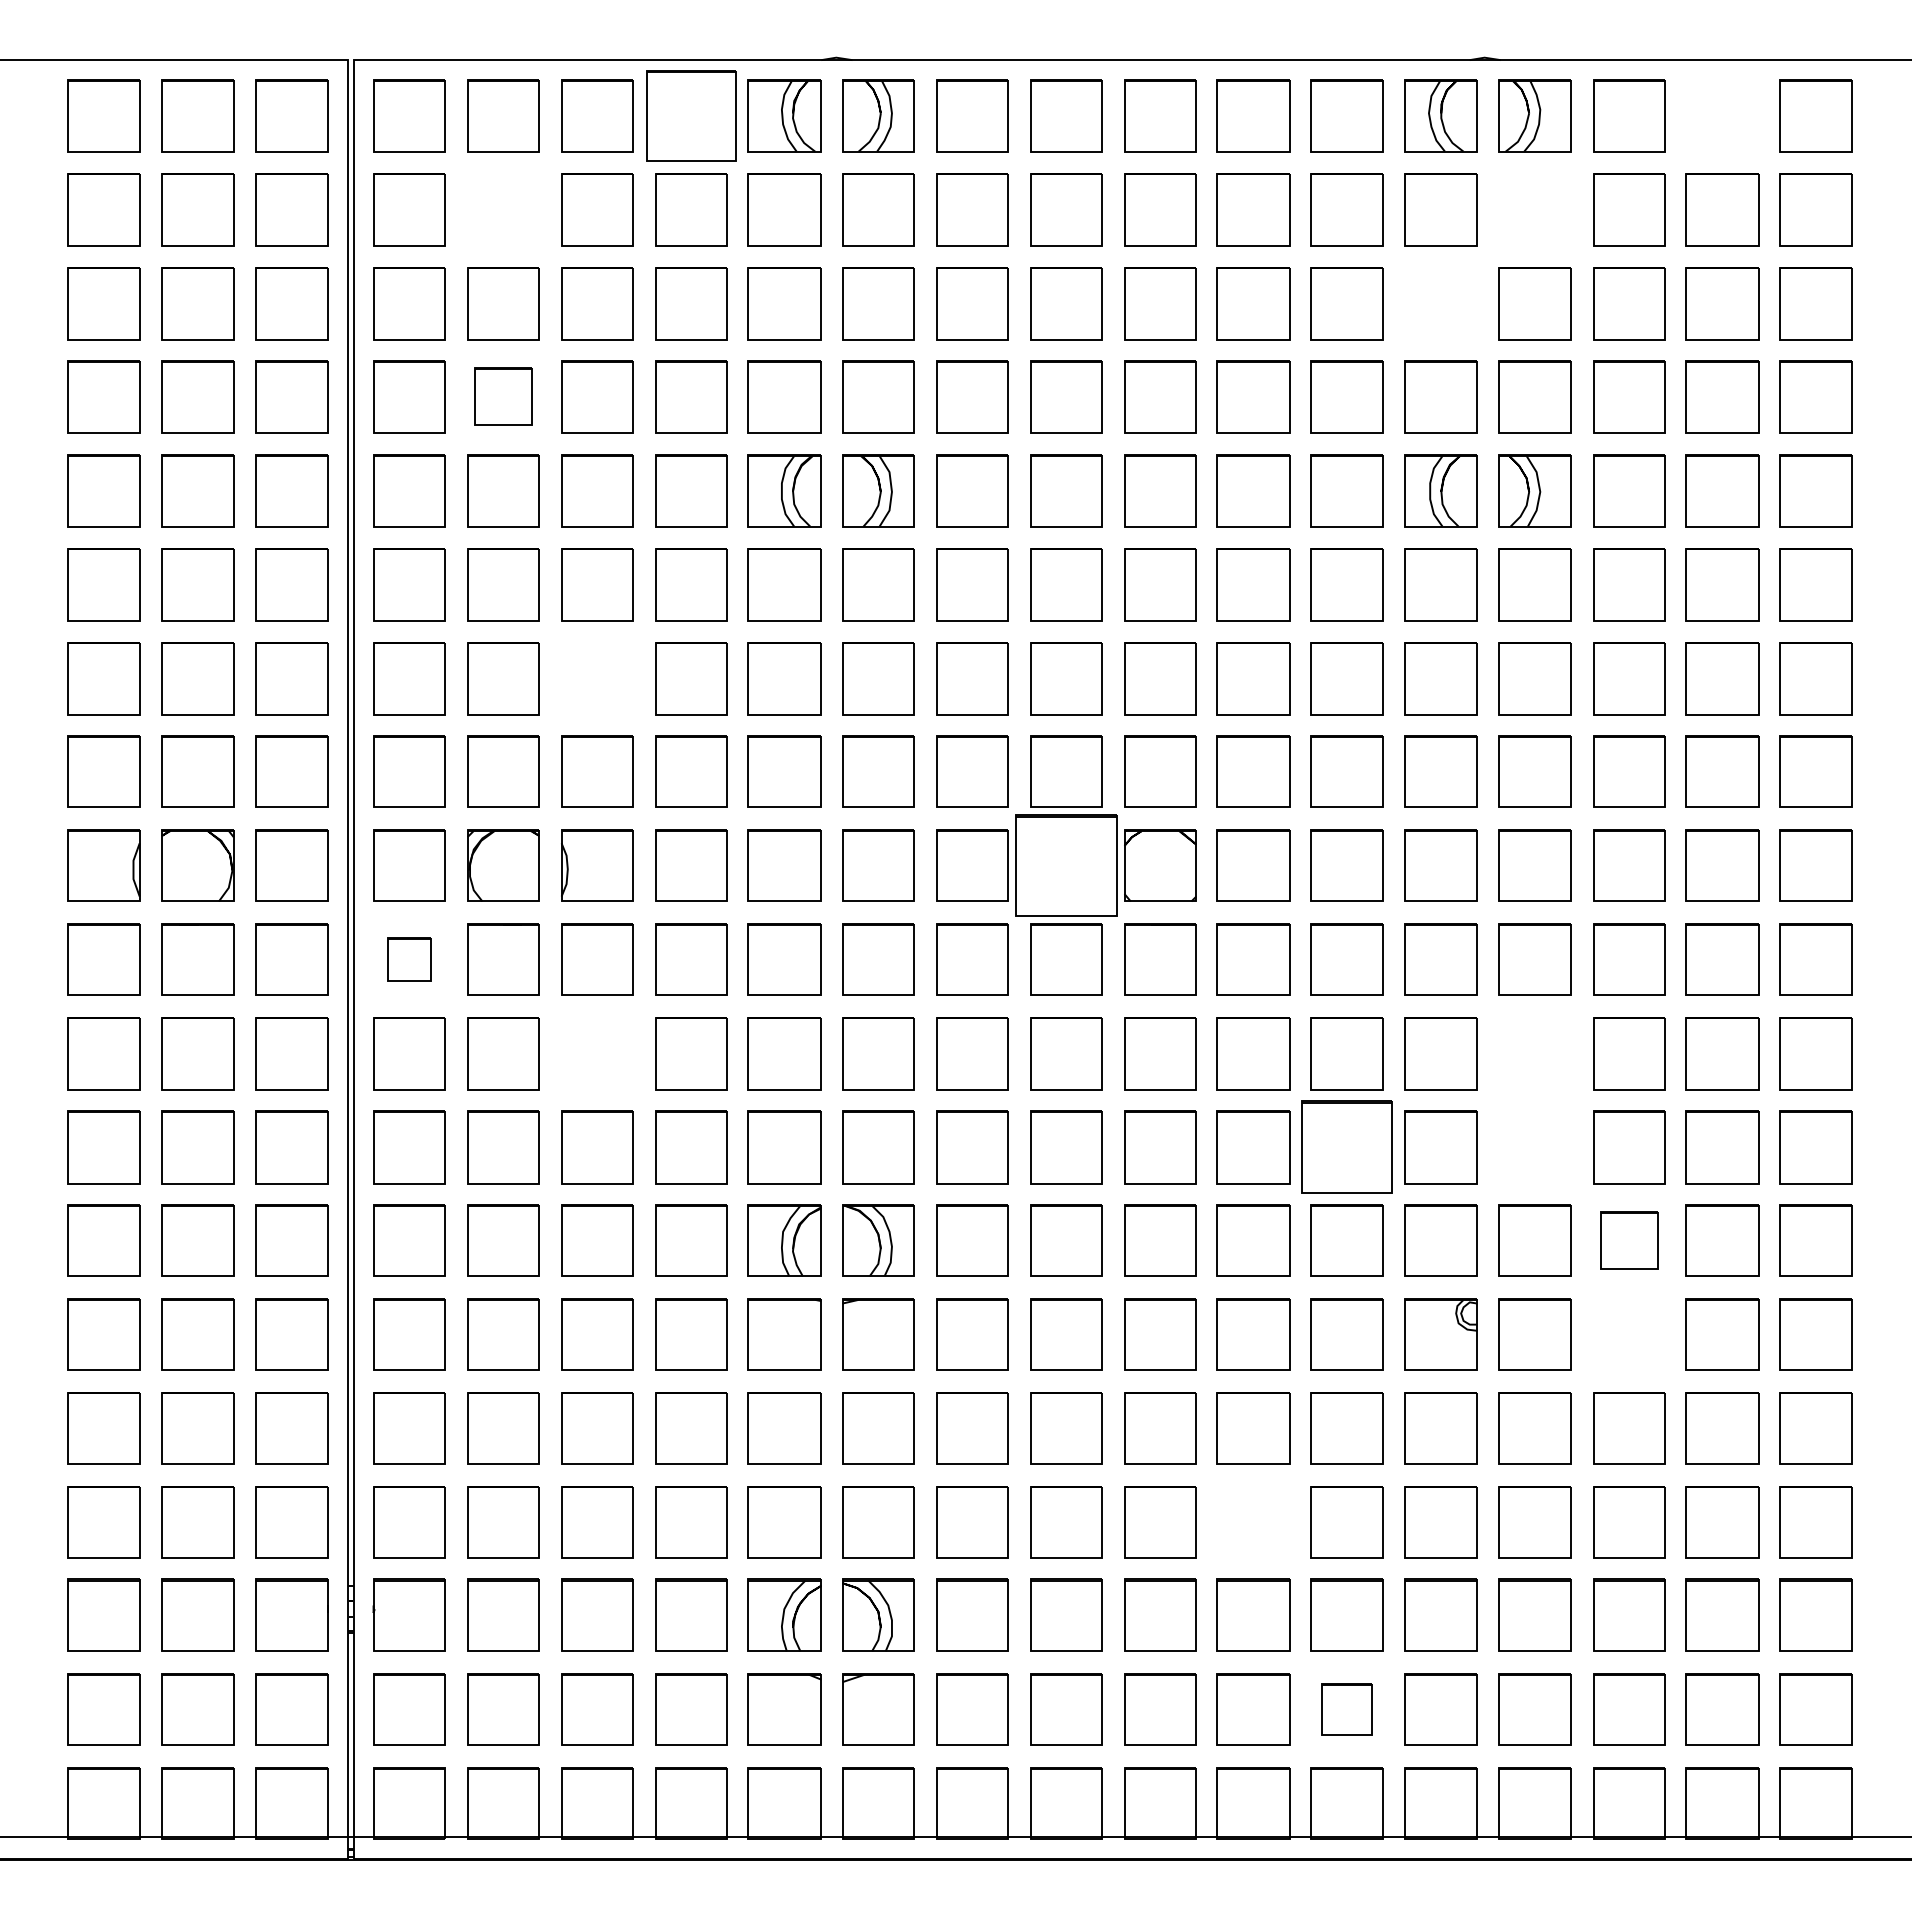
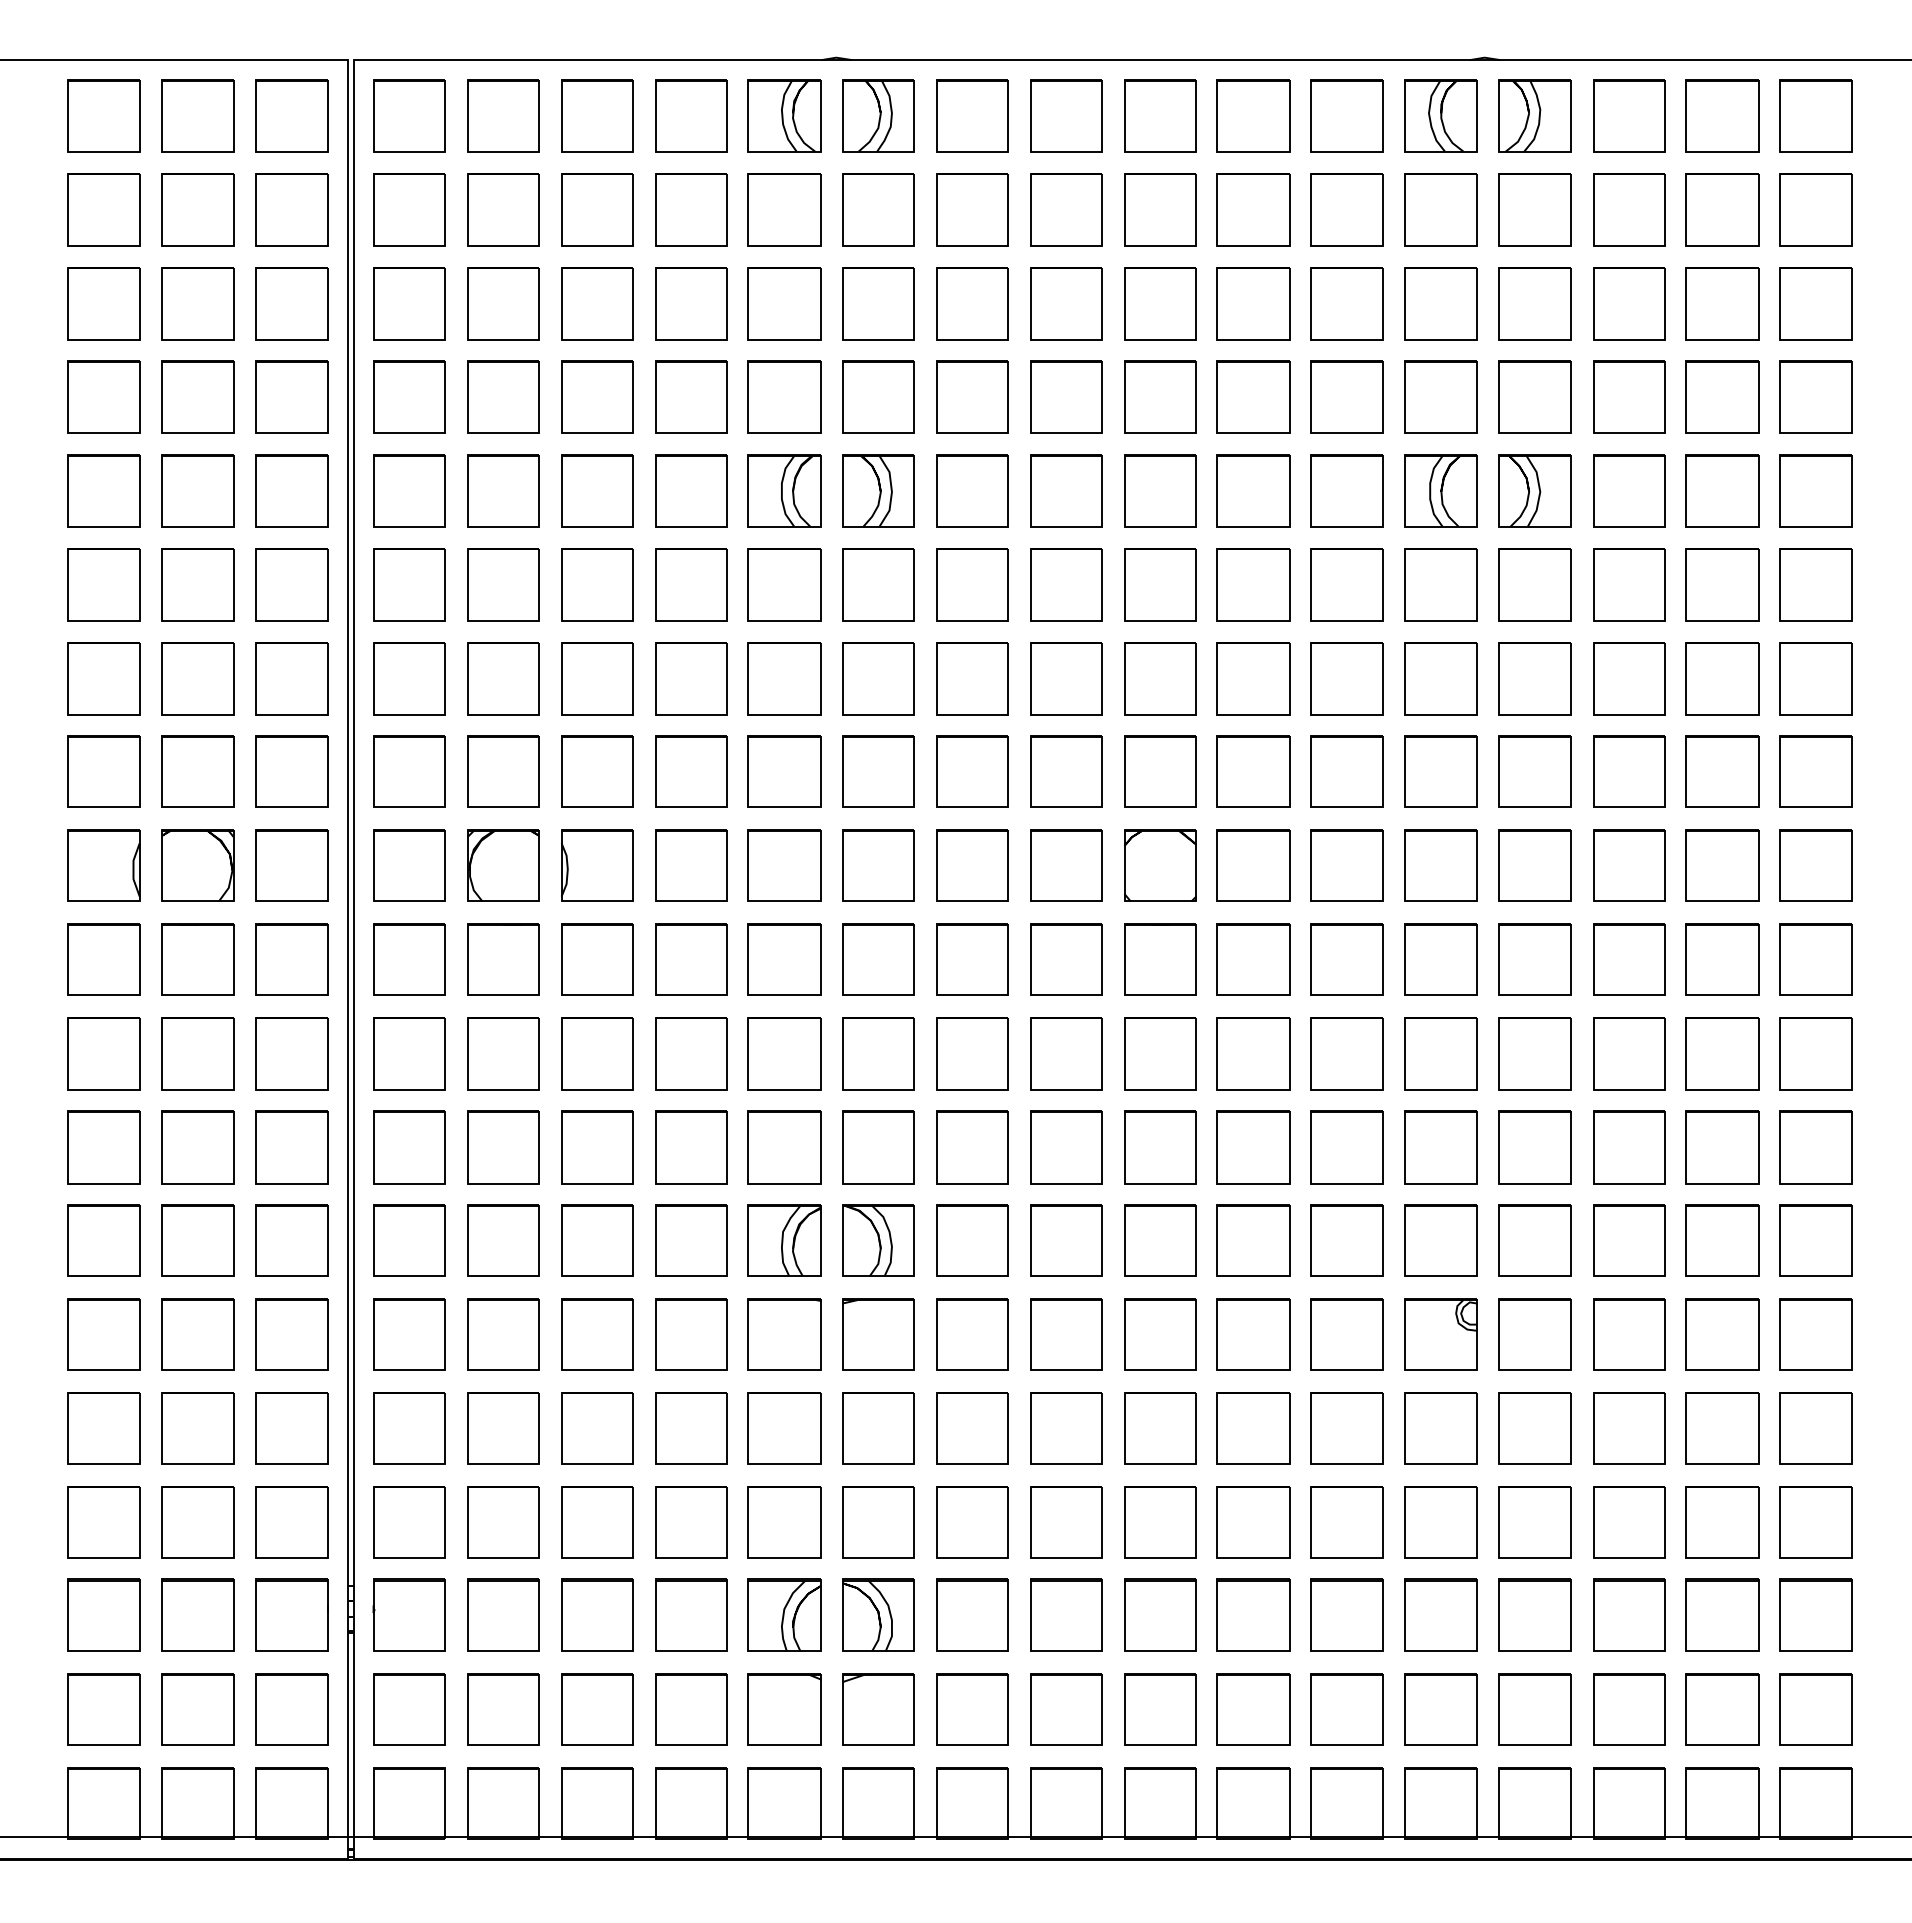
part size: 91x92 px -> 73x74 px (691, 115)
part: none -> present (1722, 115)
curve: none -> present (503, 174)
curve: none -> present (1534, 174)
curve: none -> present (1440, 268)
part size: 59x59 px -> 73x74 px (503, 396)
curve: none -> present (597, 643)
part size: 103x103 px -> 73x73 px (1066, 865)
part size: 45x45 px -> 73x73 px (409, 959)
curve: none -> present (597, 1018)
curve: none -> present (1534, 1018)
part size: 92x94 px -> 74x75 px (1346, 1147)
part: none -> present (1534, 1147)
part size: 59x59 px -> 73x73 px (1629, 1240)
part: none -> present (1629, 1334)
curve: none -> present (1253, 1487)
part size: 52x53 px -> 74x73 px (1346, 1709)
